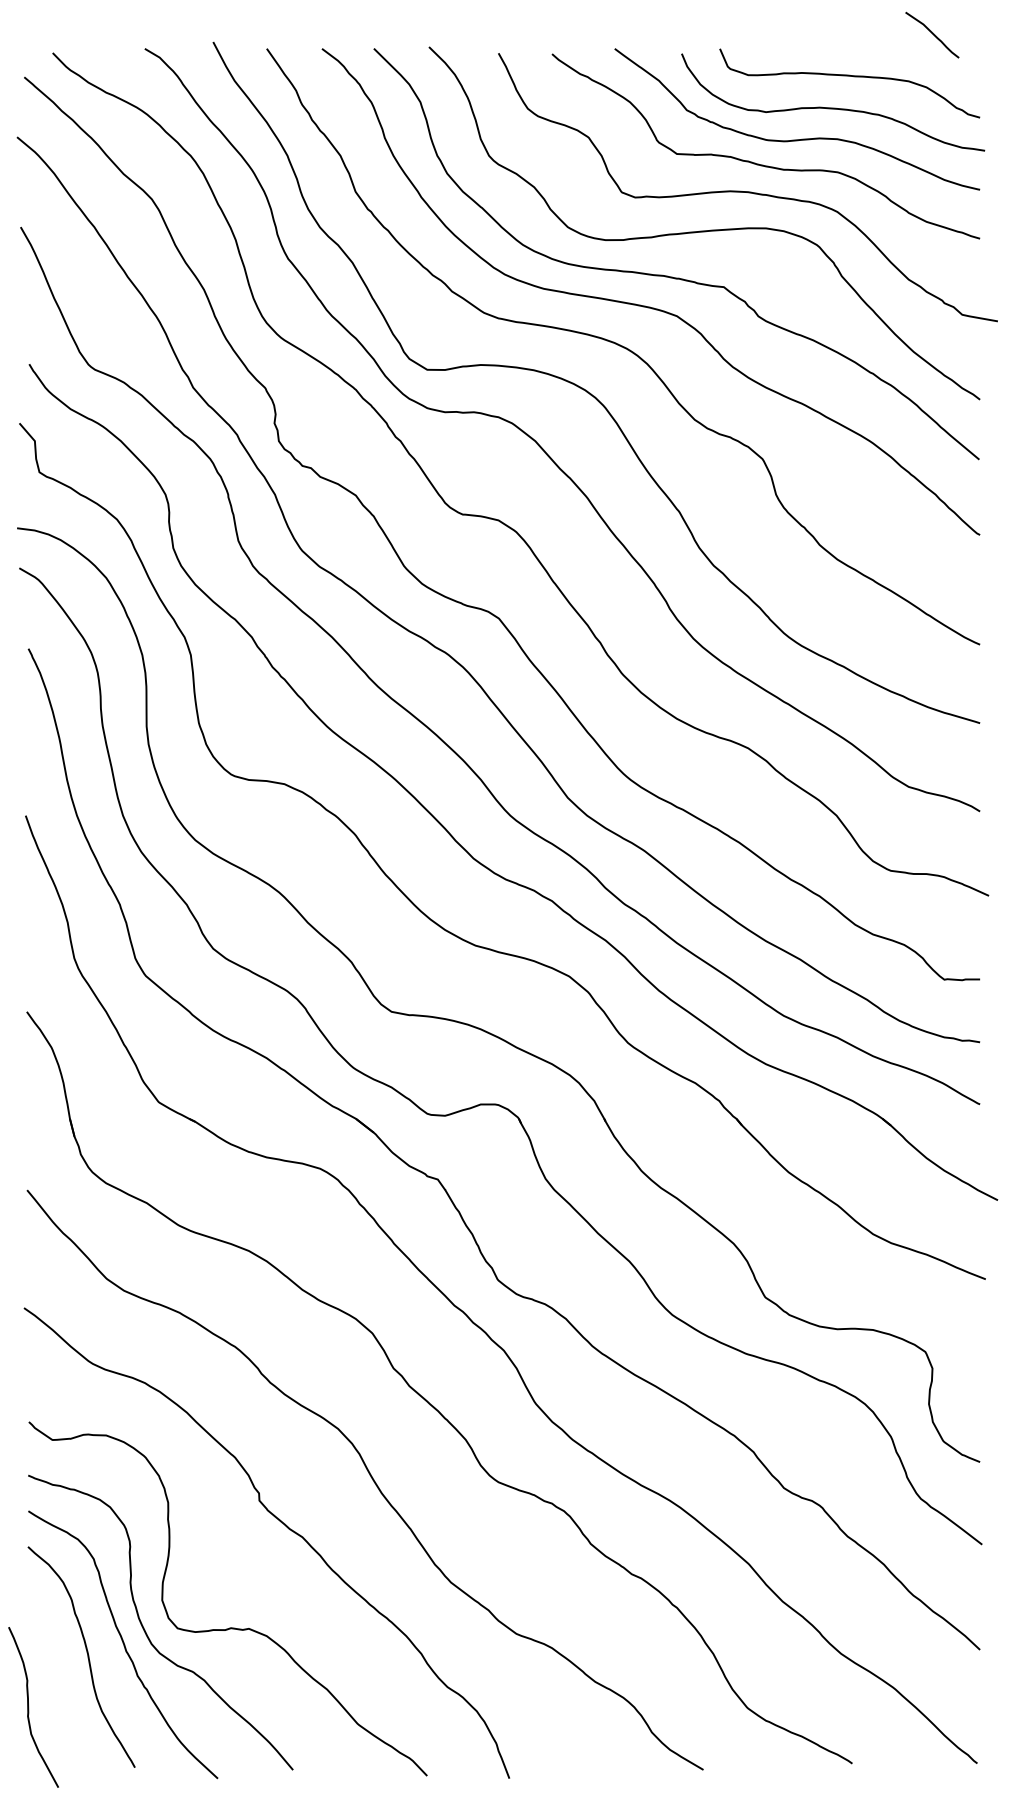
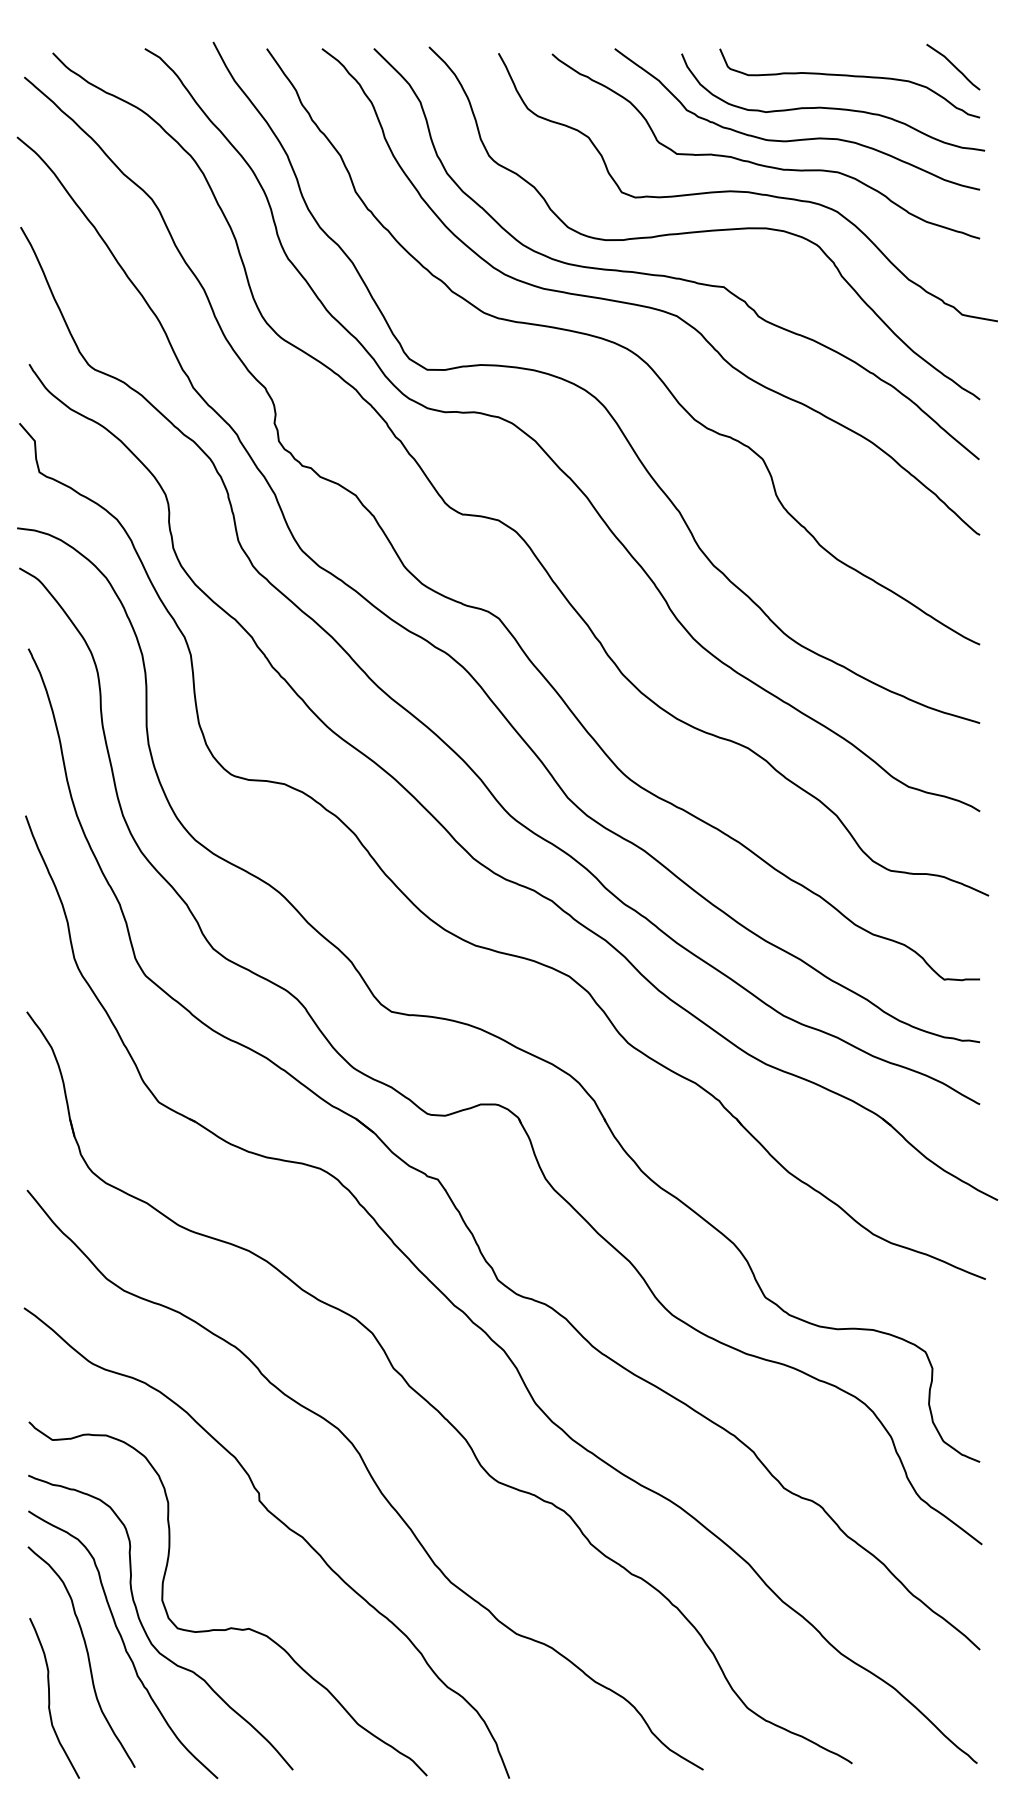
curve position: (932, 34) -> (953, 66) (953, 66)
curve position: (29, 1707) -> (50, 1698) (50, 1698)
